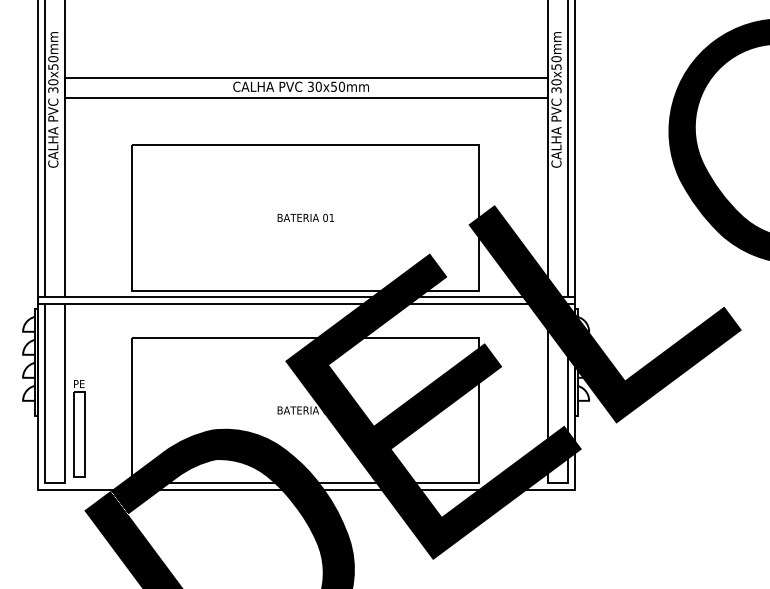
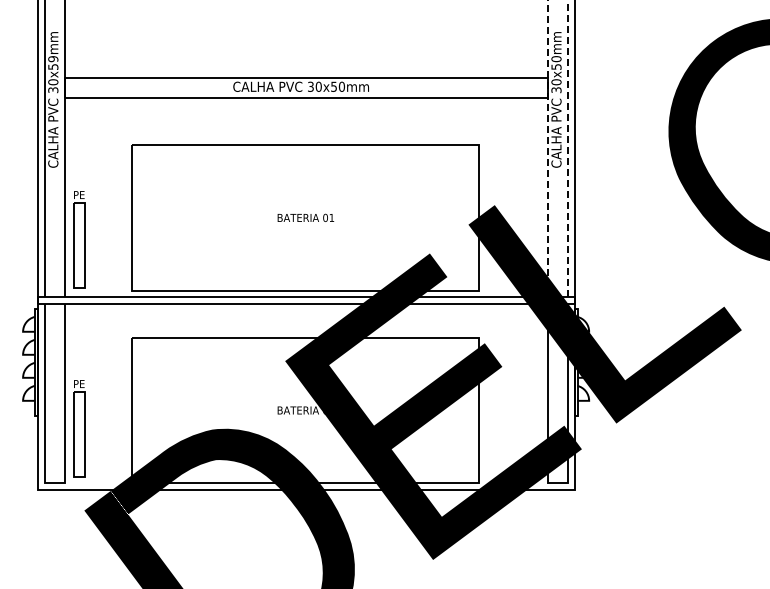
line: solid -> dashed (547, 0)
text: 30x50mm -> 30x59mm (53, 59)
part: none -> present (79, 239)
